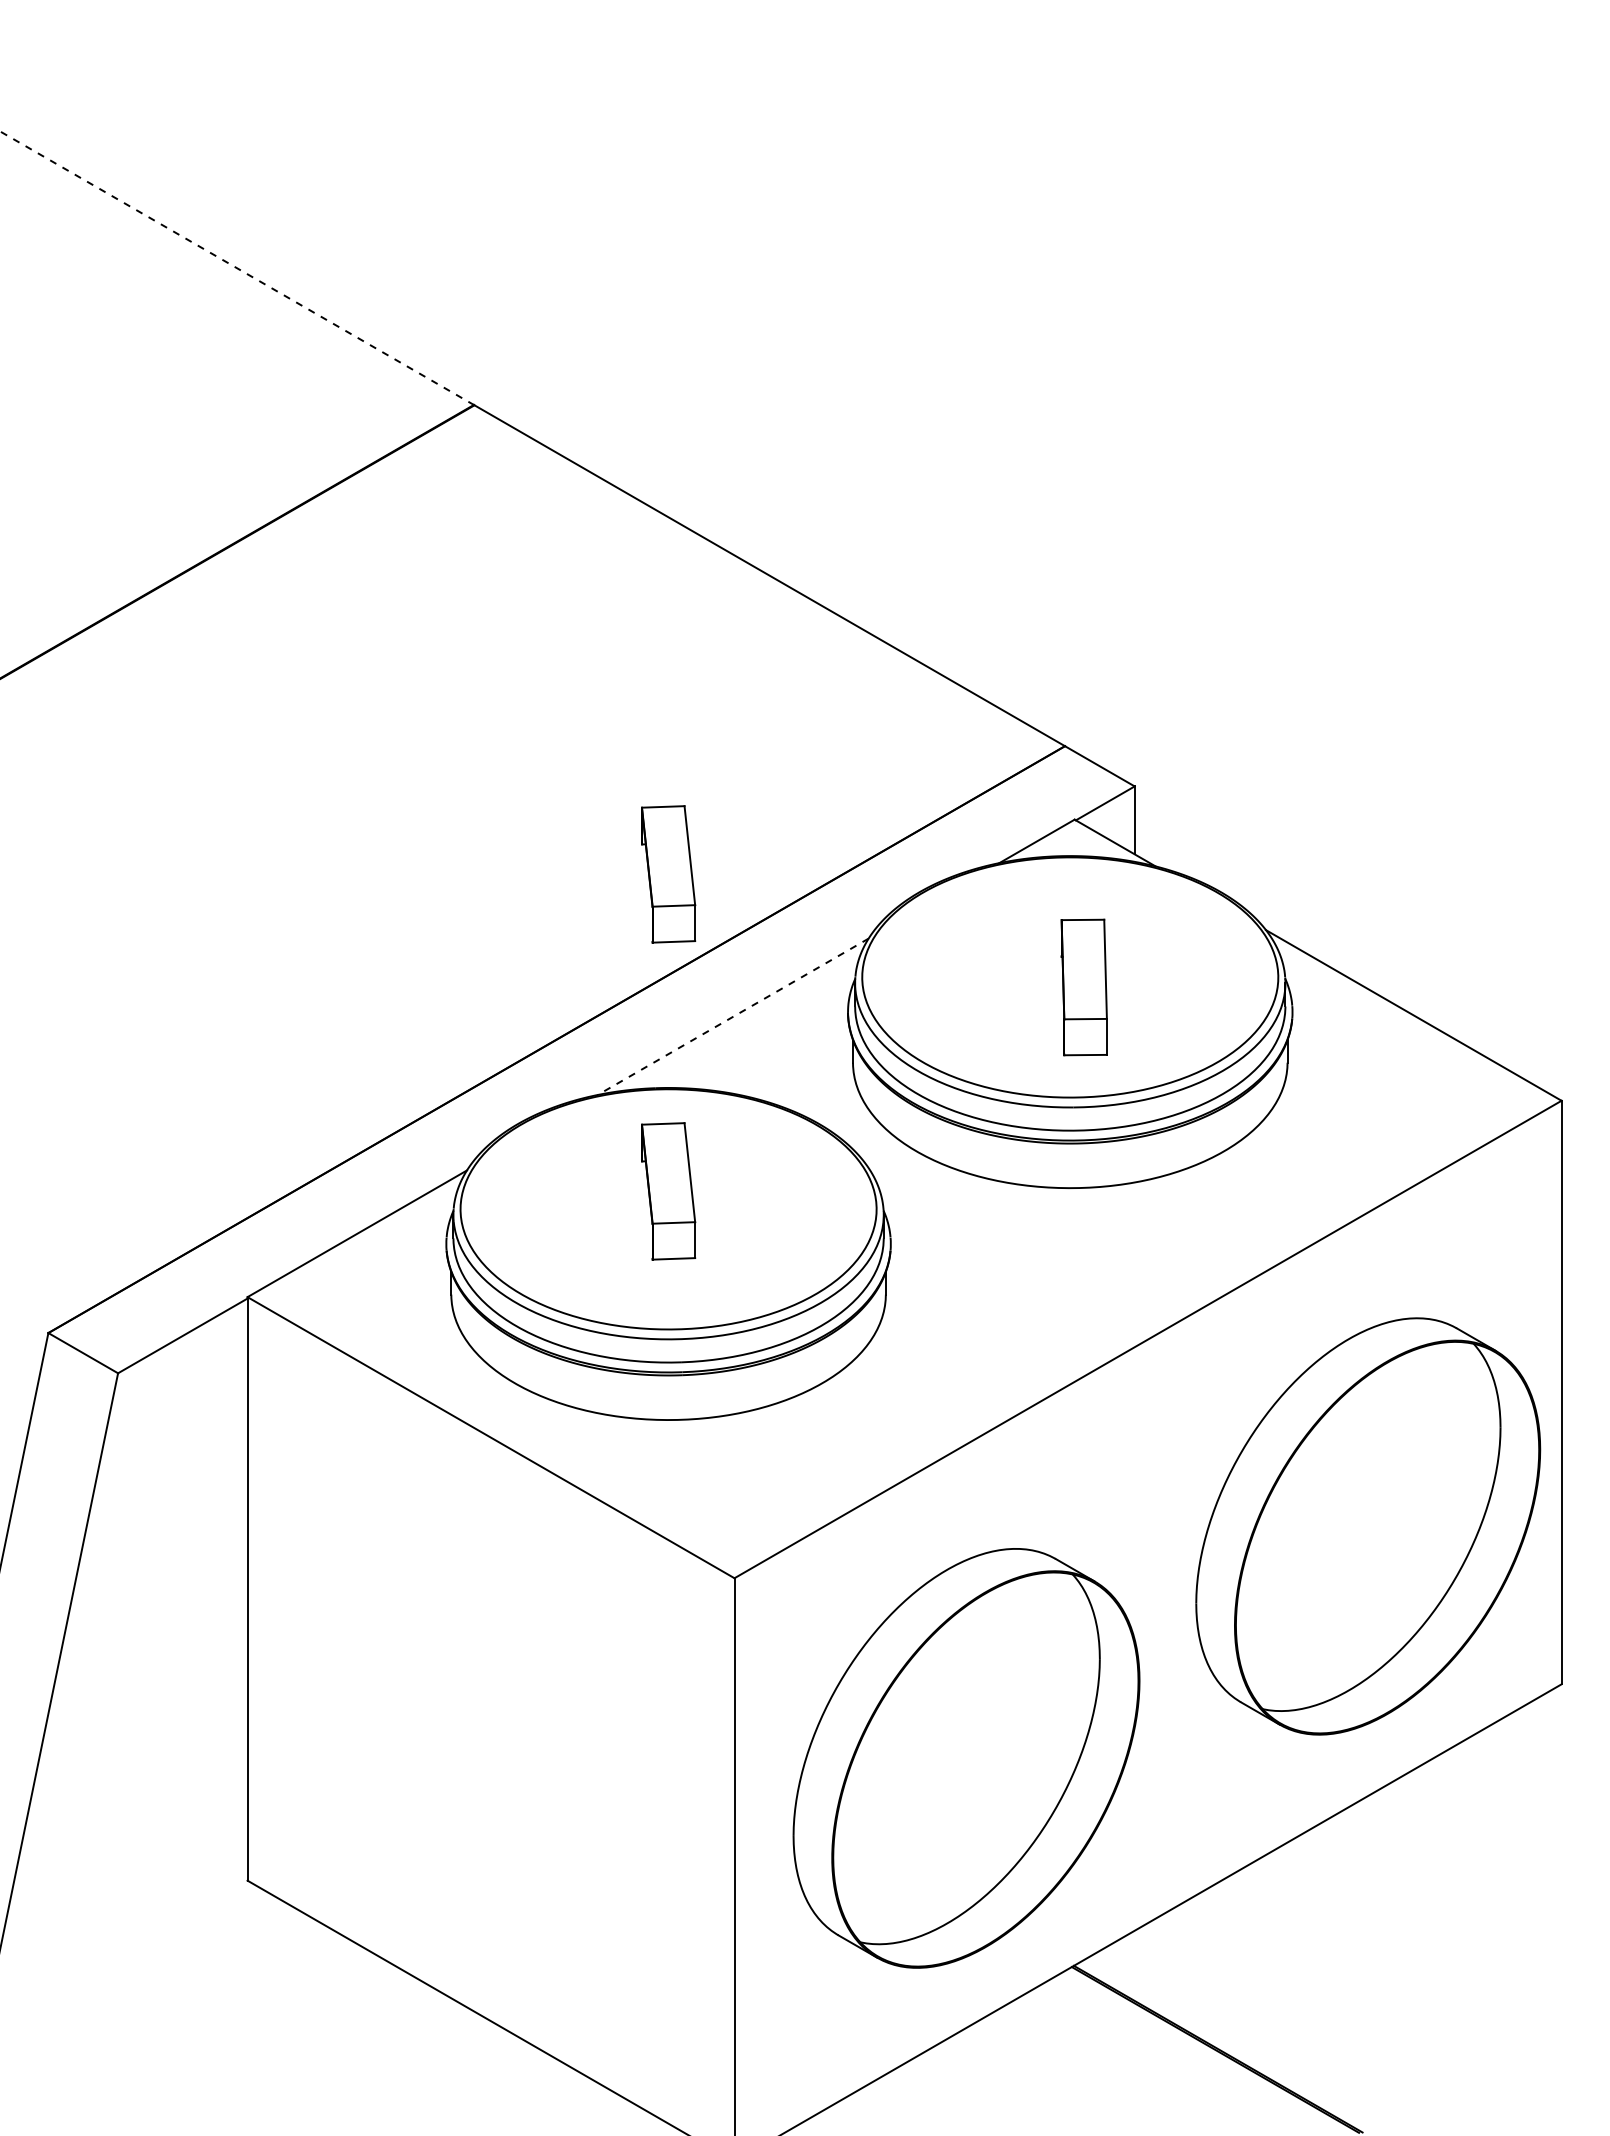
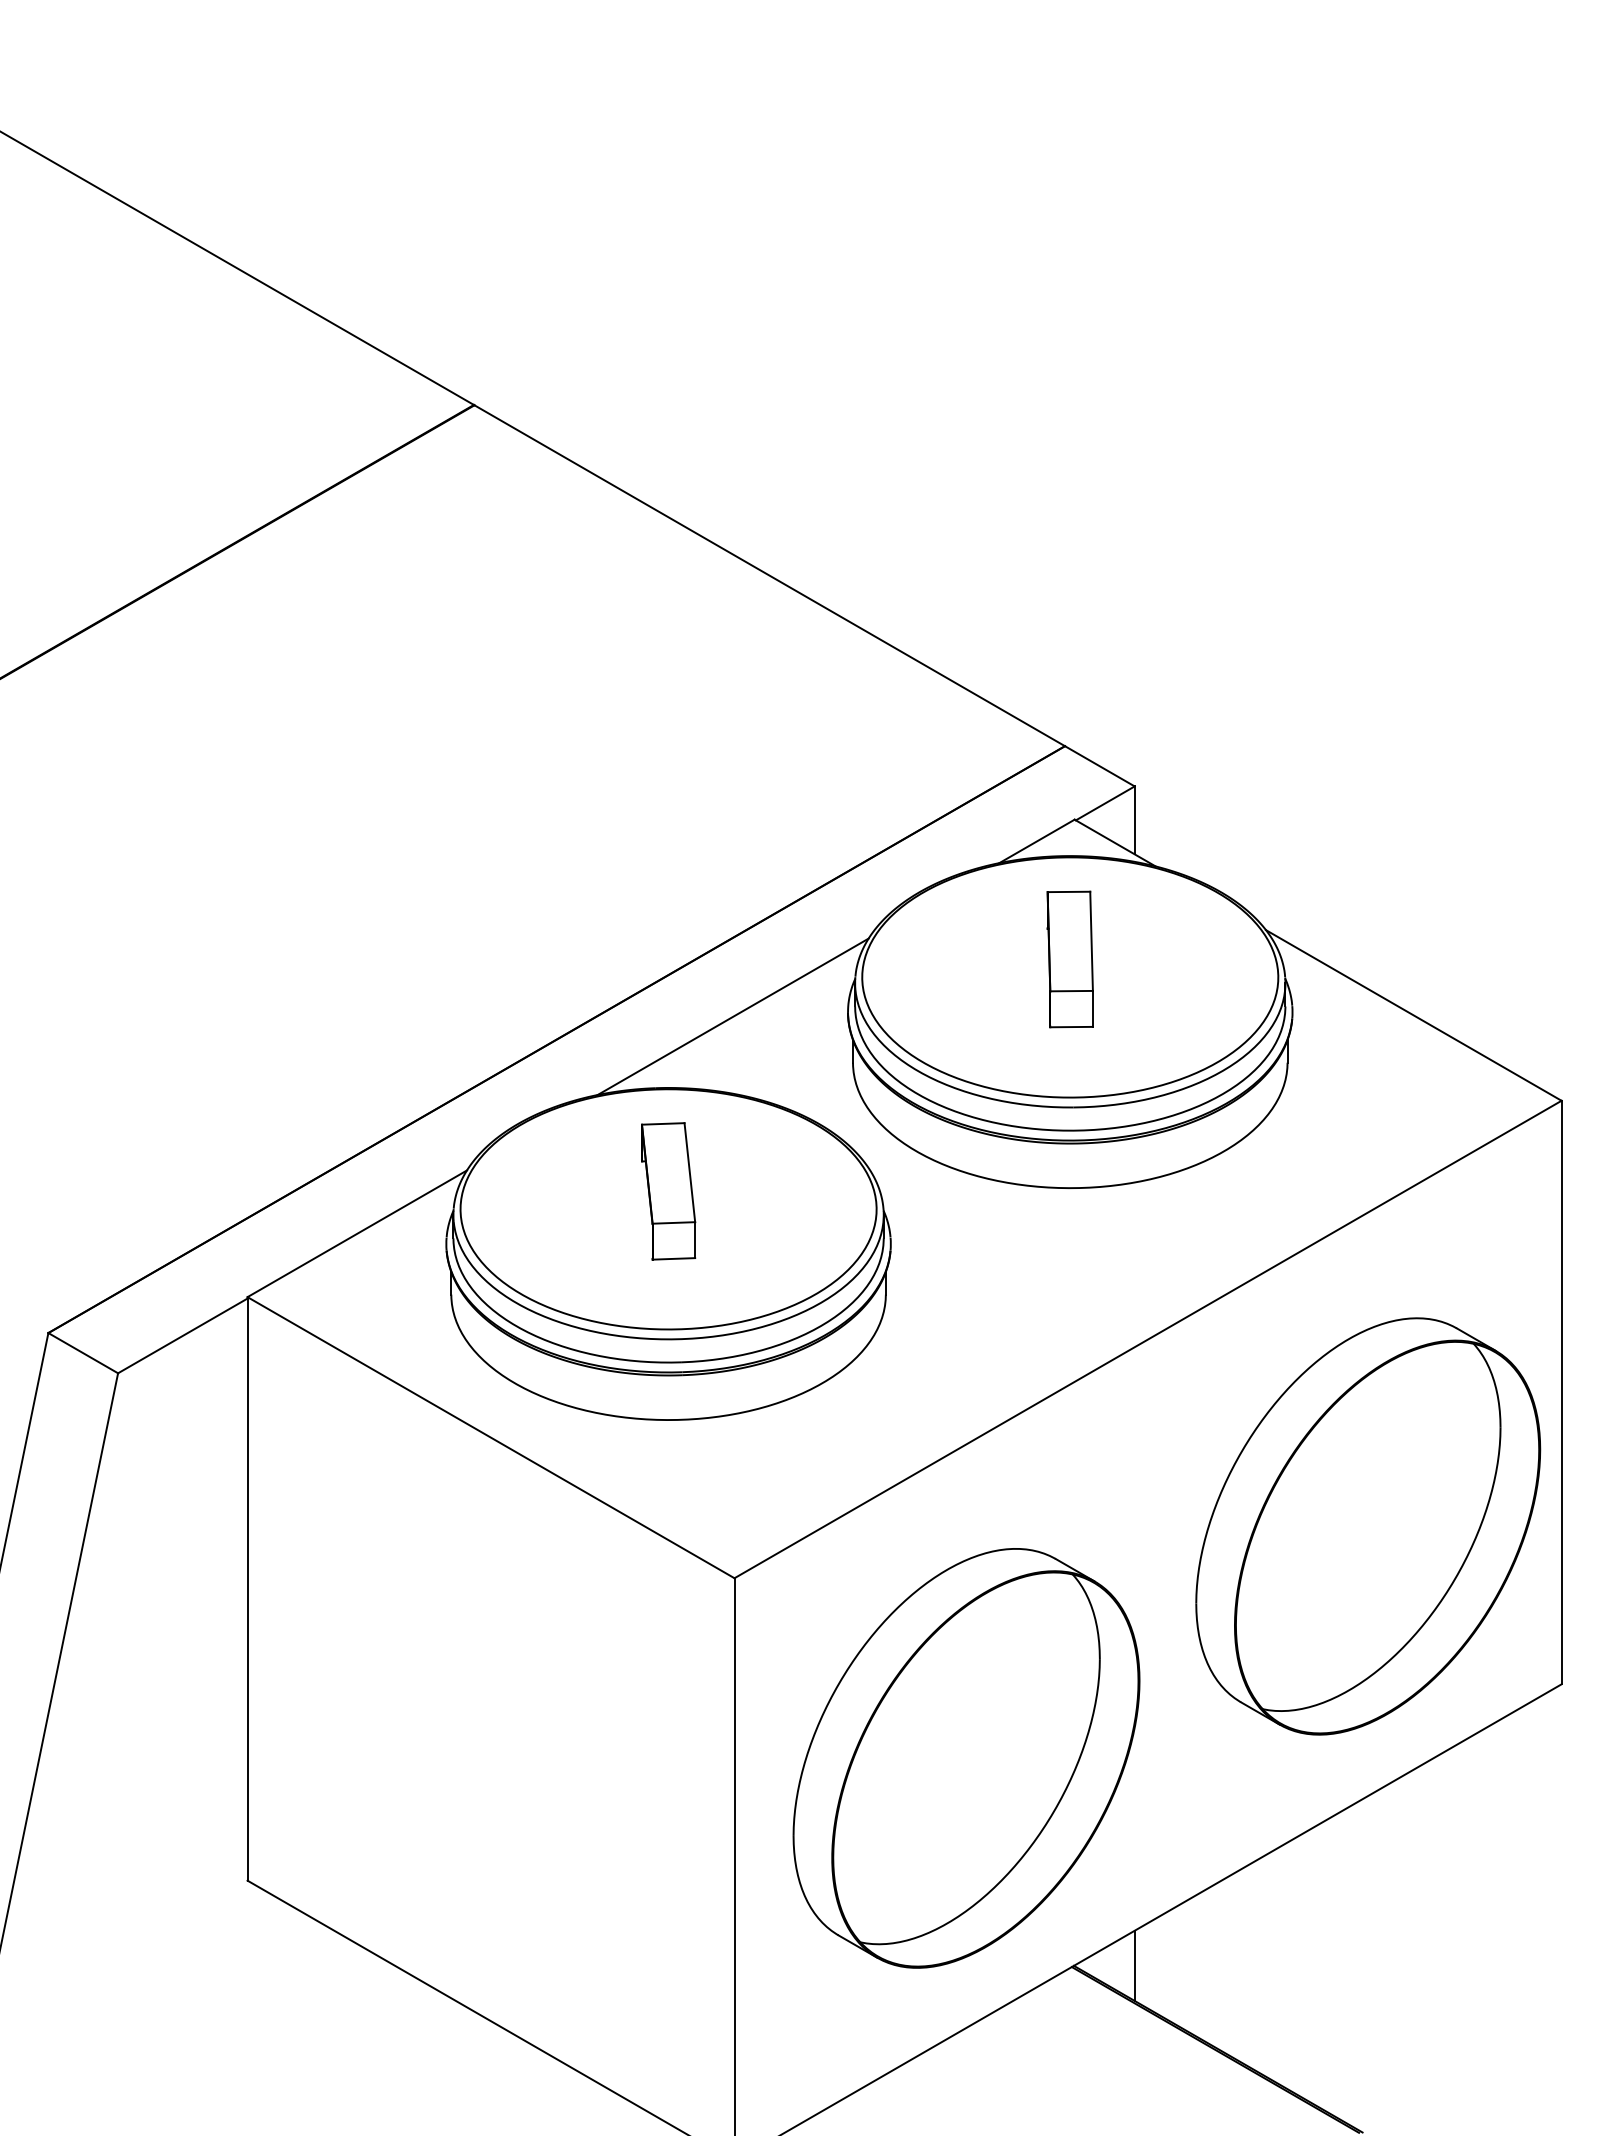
line: dashed -> solid (237, 268)
part: present -> none (668, 874)
part position: (1083, 987) -> (1069, 959) (1069, 959)
line: dashed -> solid (733, 1016)
line: none -> present (1134, 1965)
